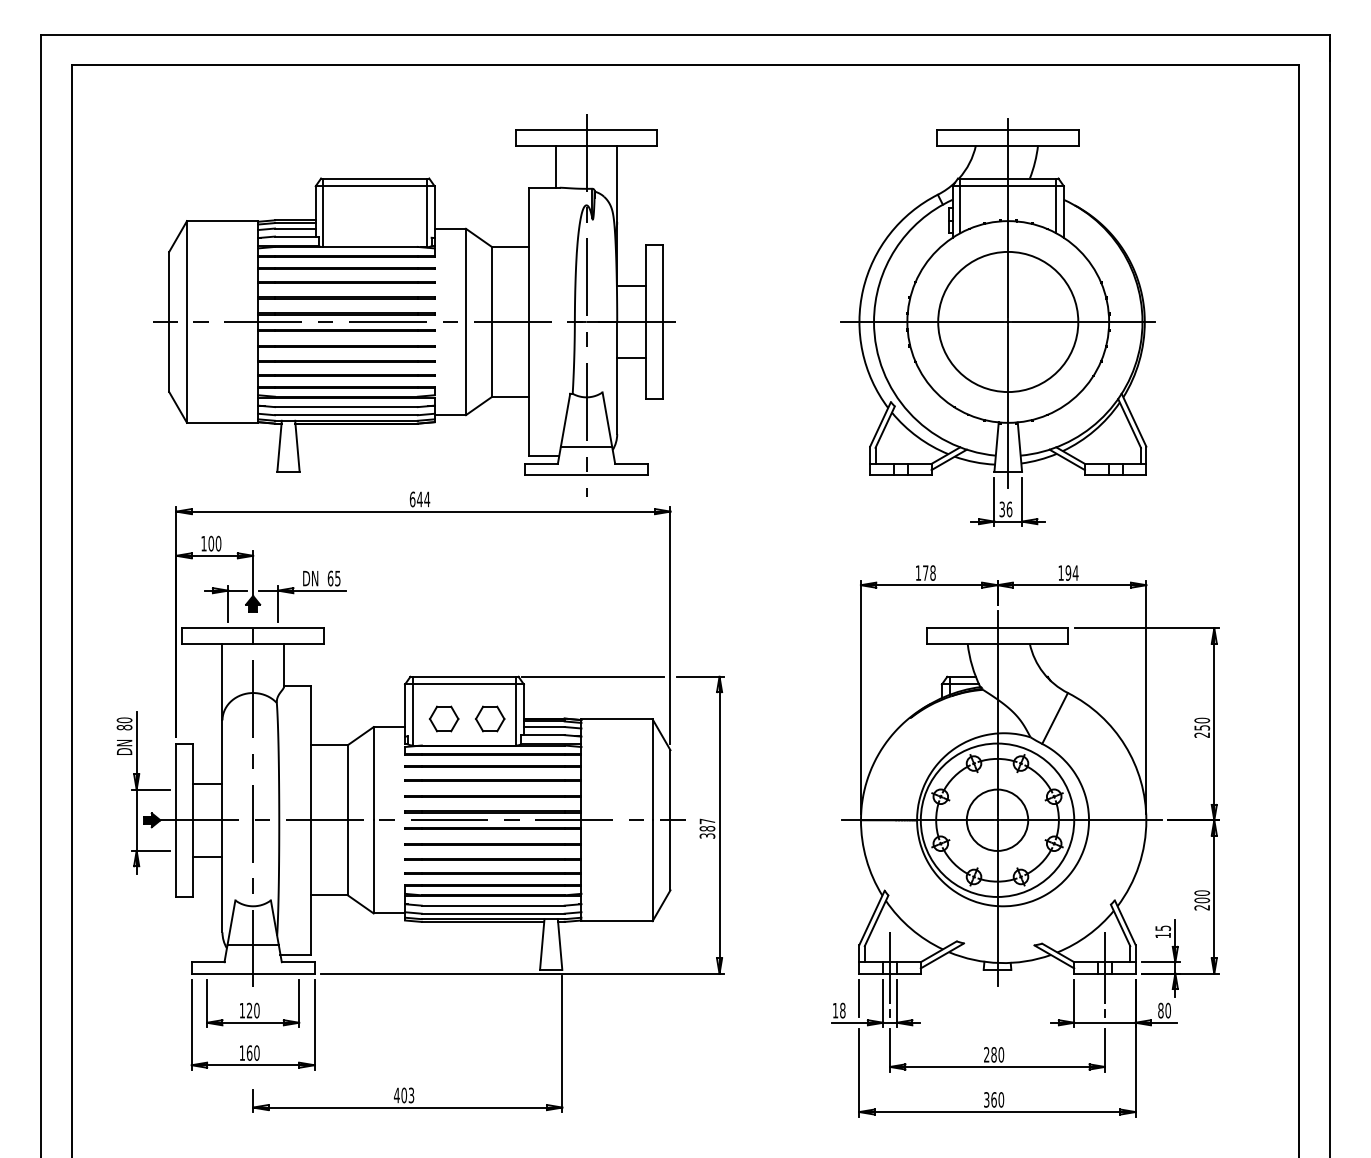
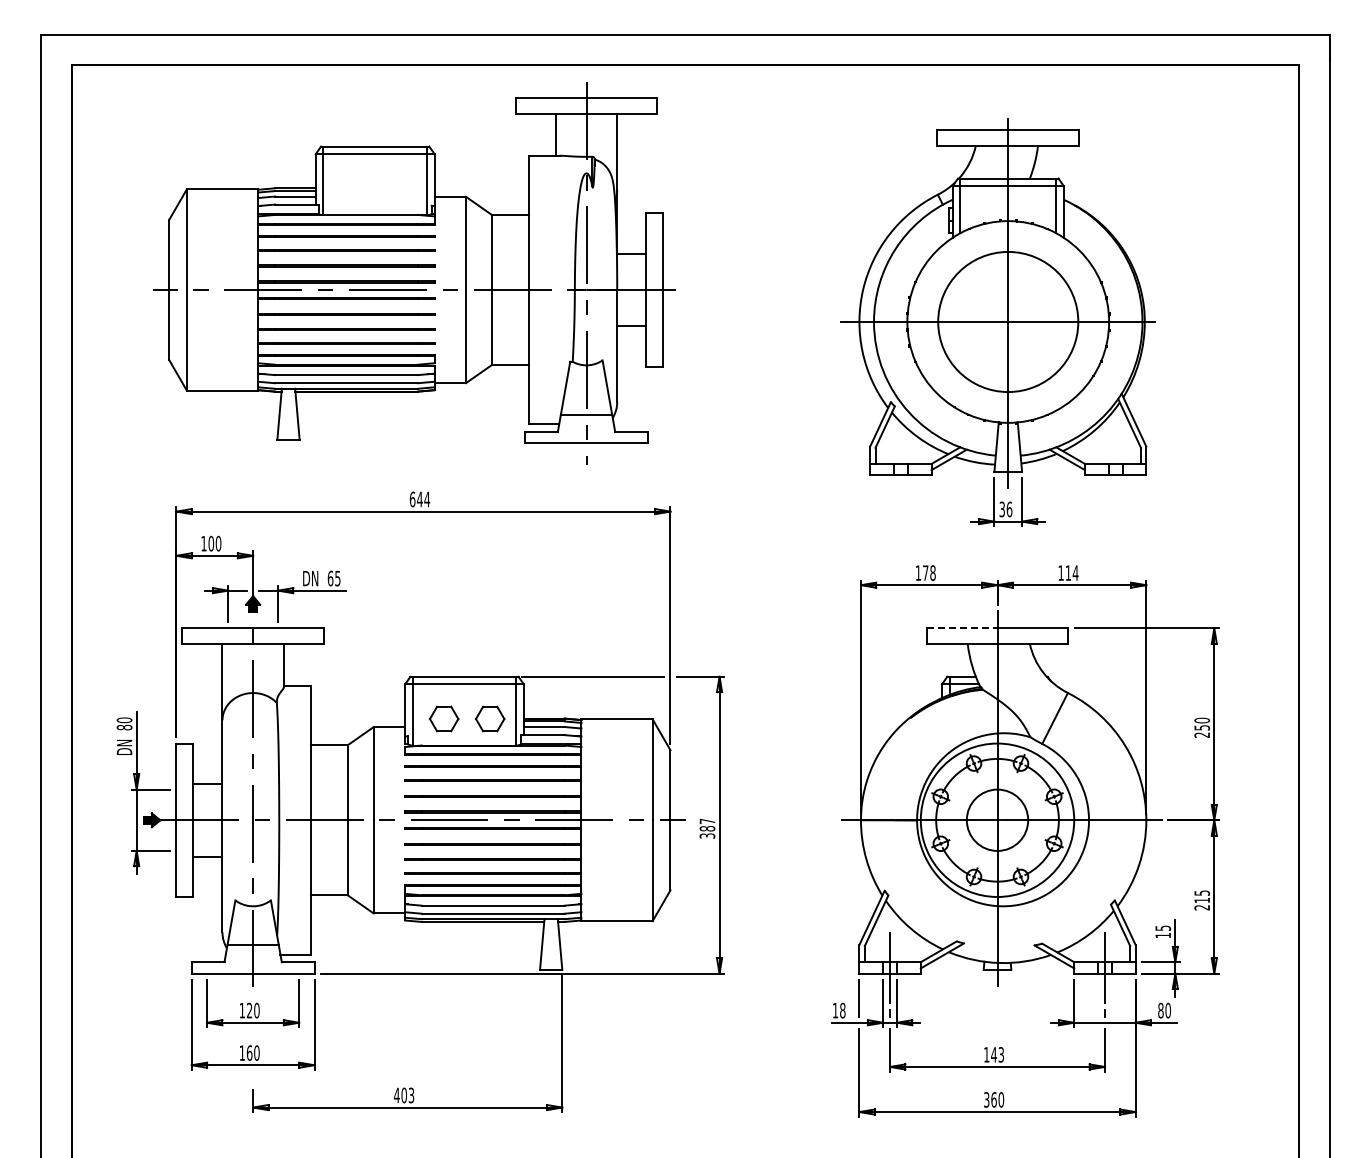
part position: (414, 305) -> (414, 273) (414, 273)
text: 194 -> 114 (1068, 572)
line: solid -> dashed (962, 628)
text: 200 -> 215 (1202, 896)
text: 280 -> 143 (994, 1054)
